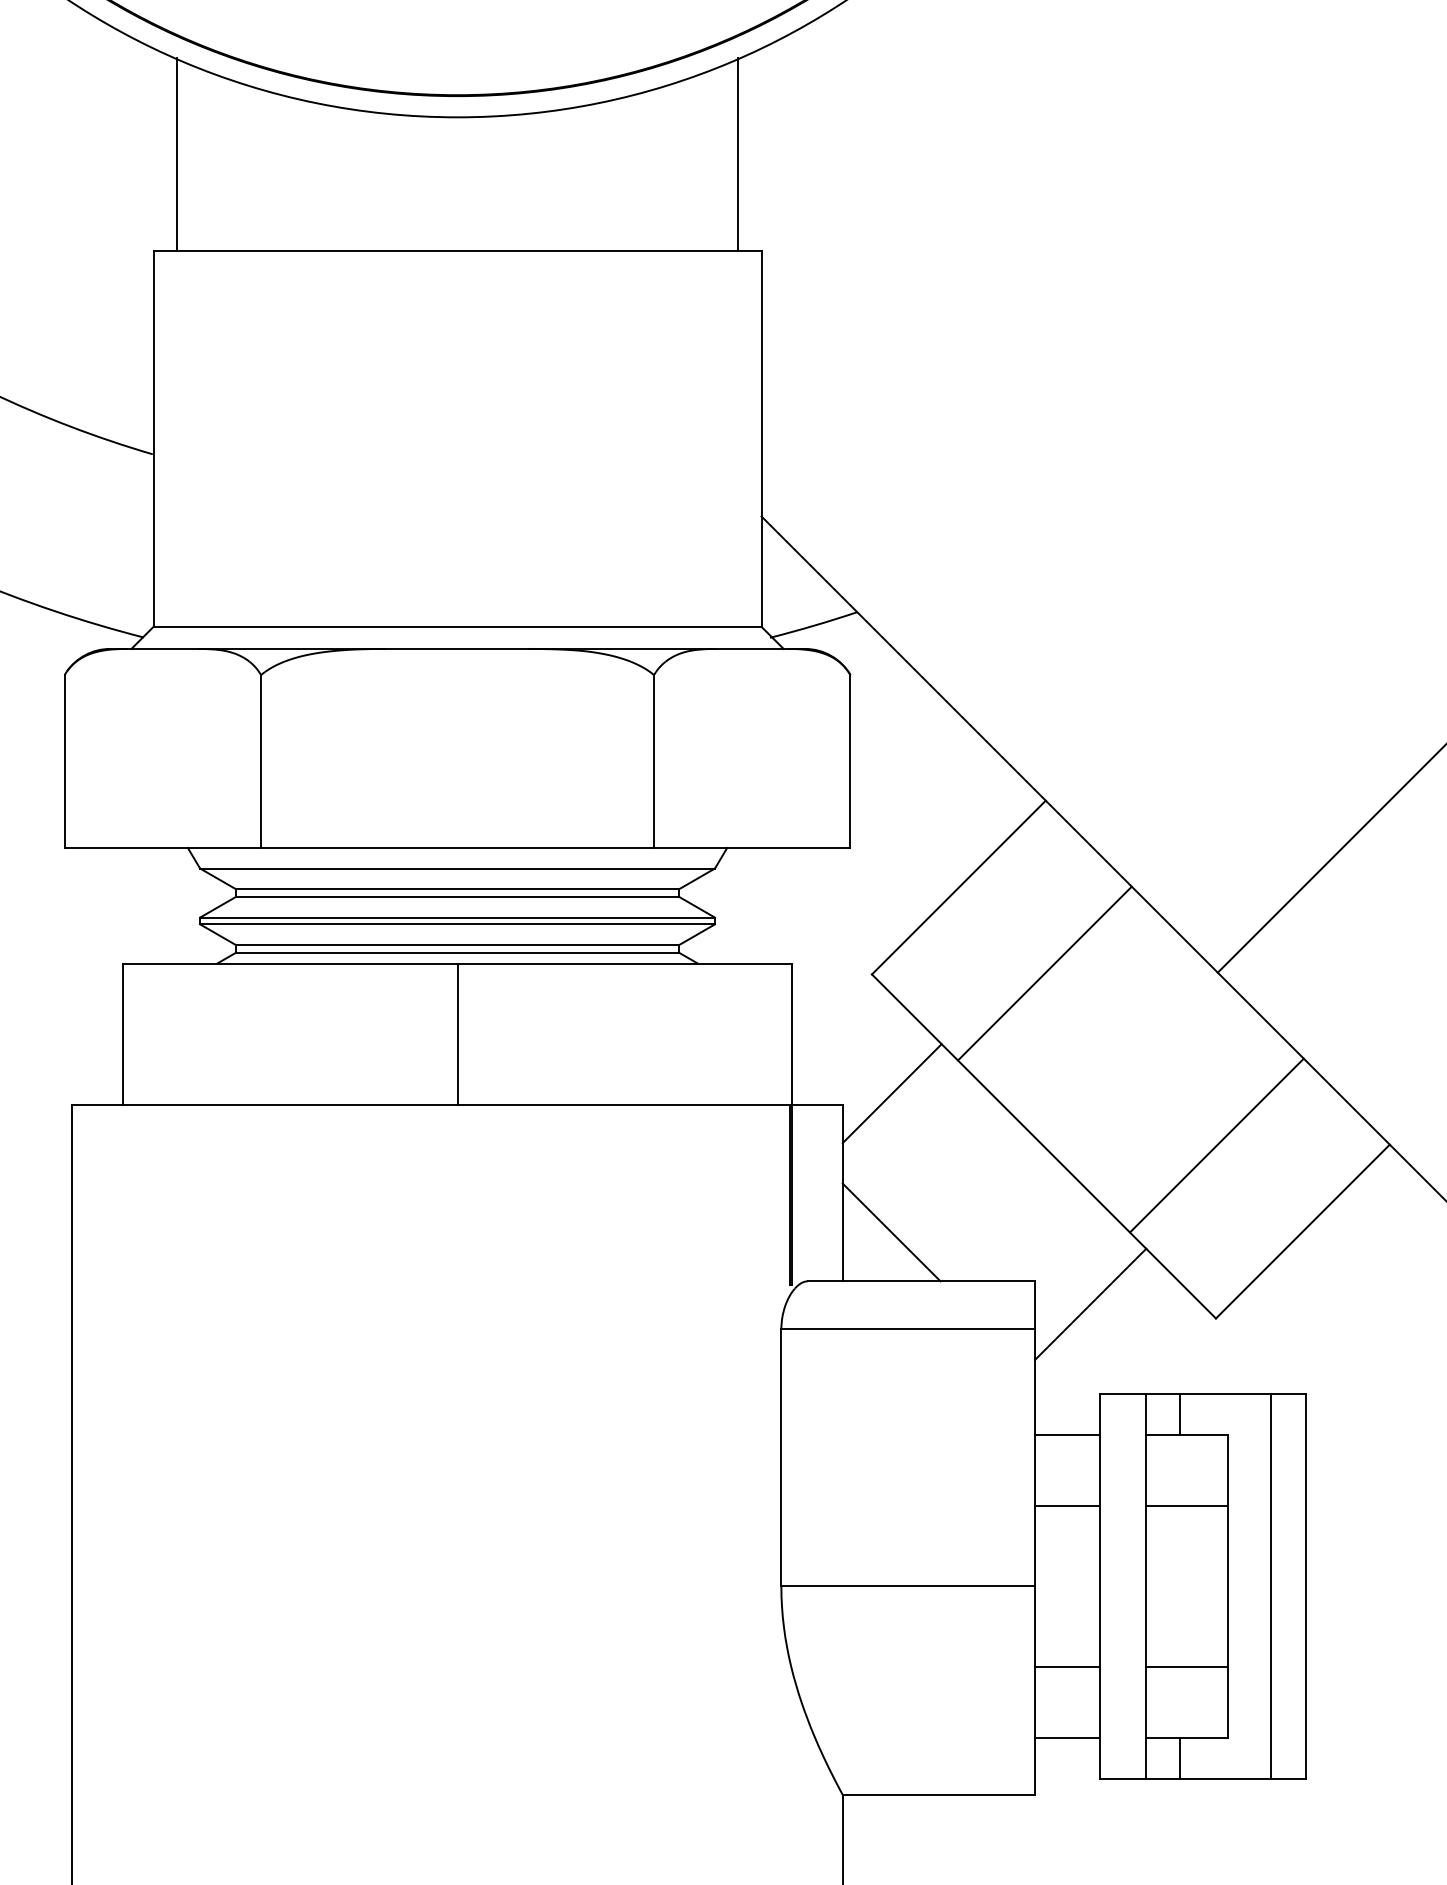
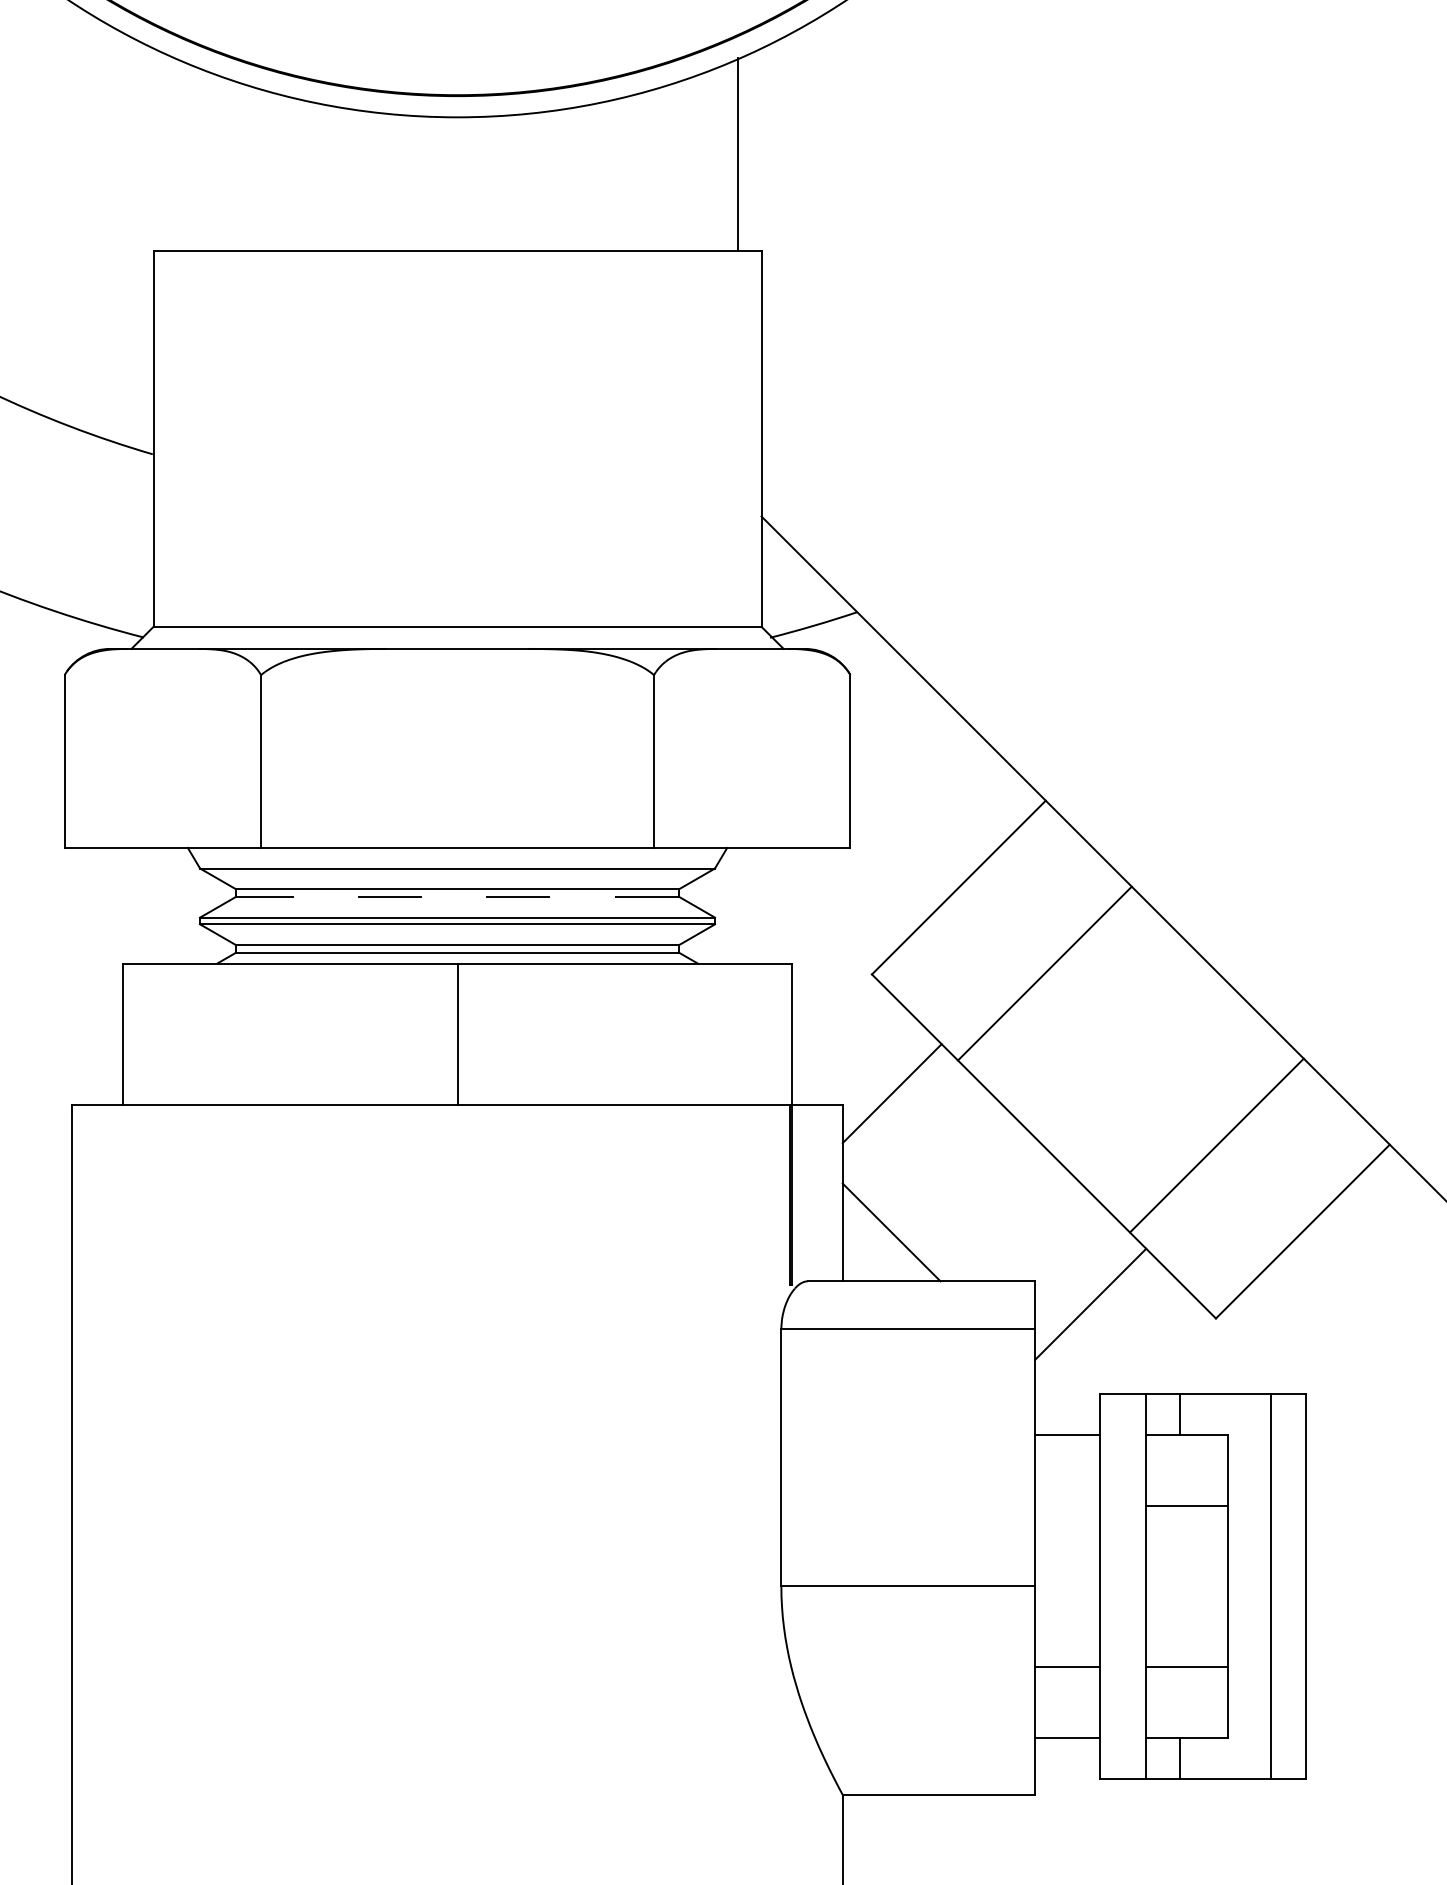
line: present -> none (176, 154)
line: present -> none (1330, 859)
line: solid -> dashed (457, 896)
line: present -> none (1067, 1505)
